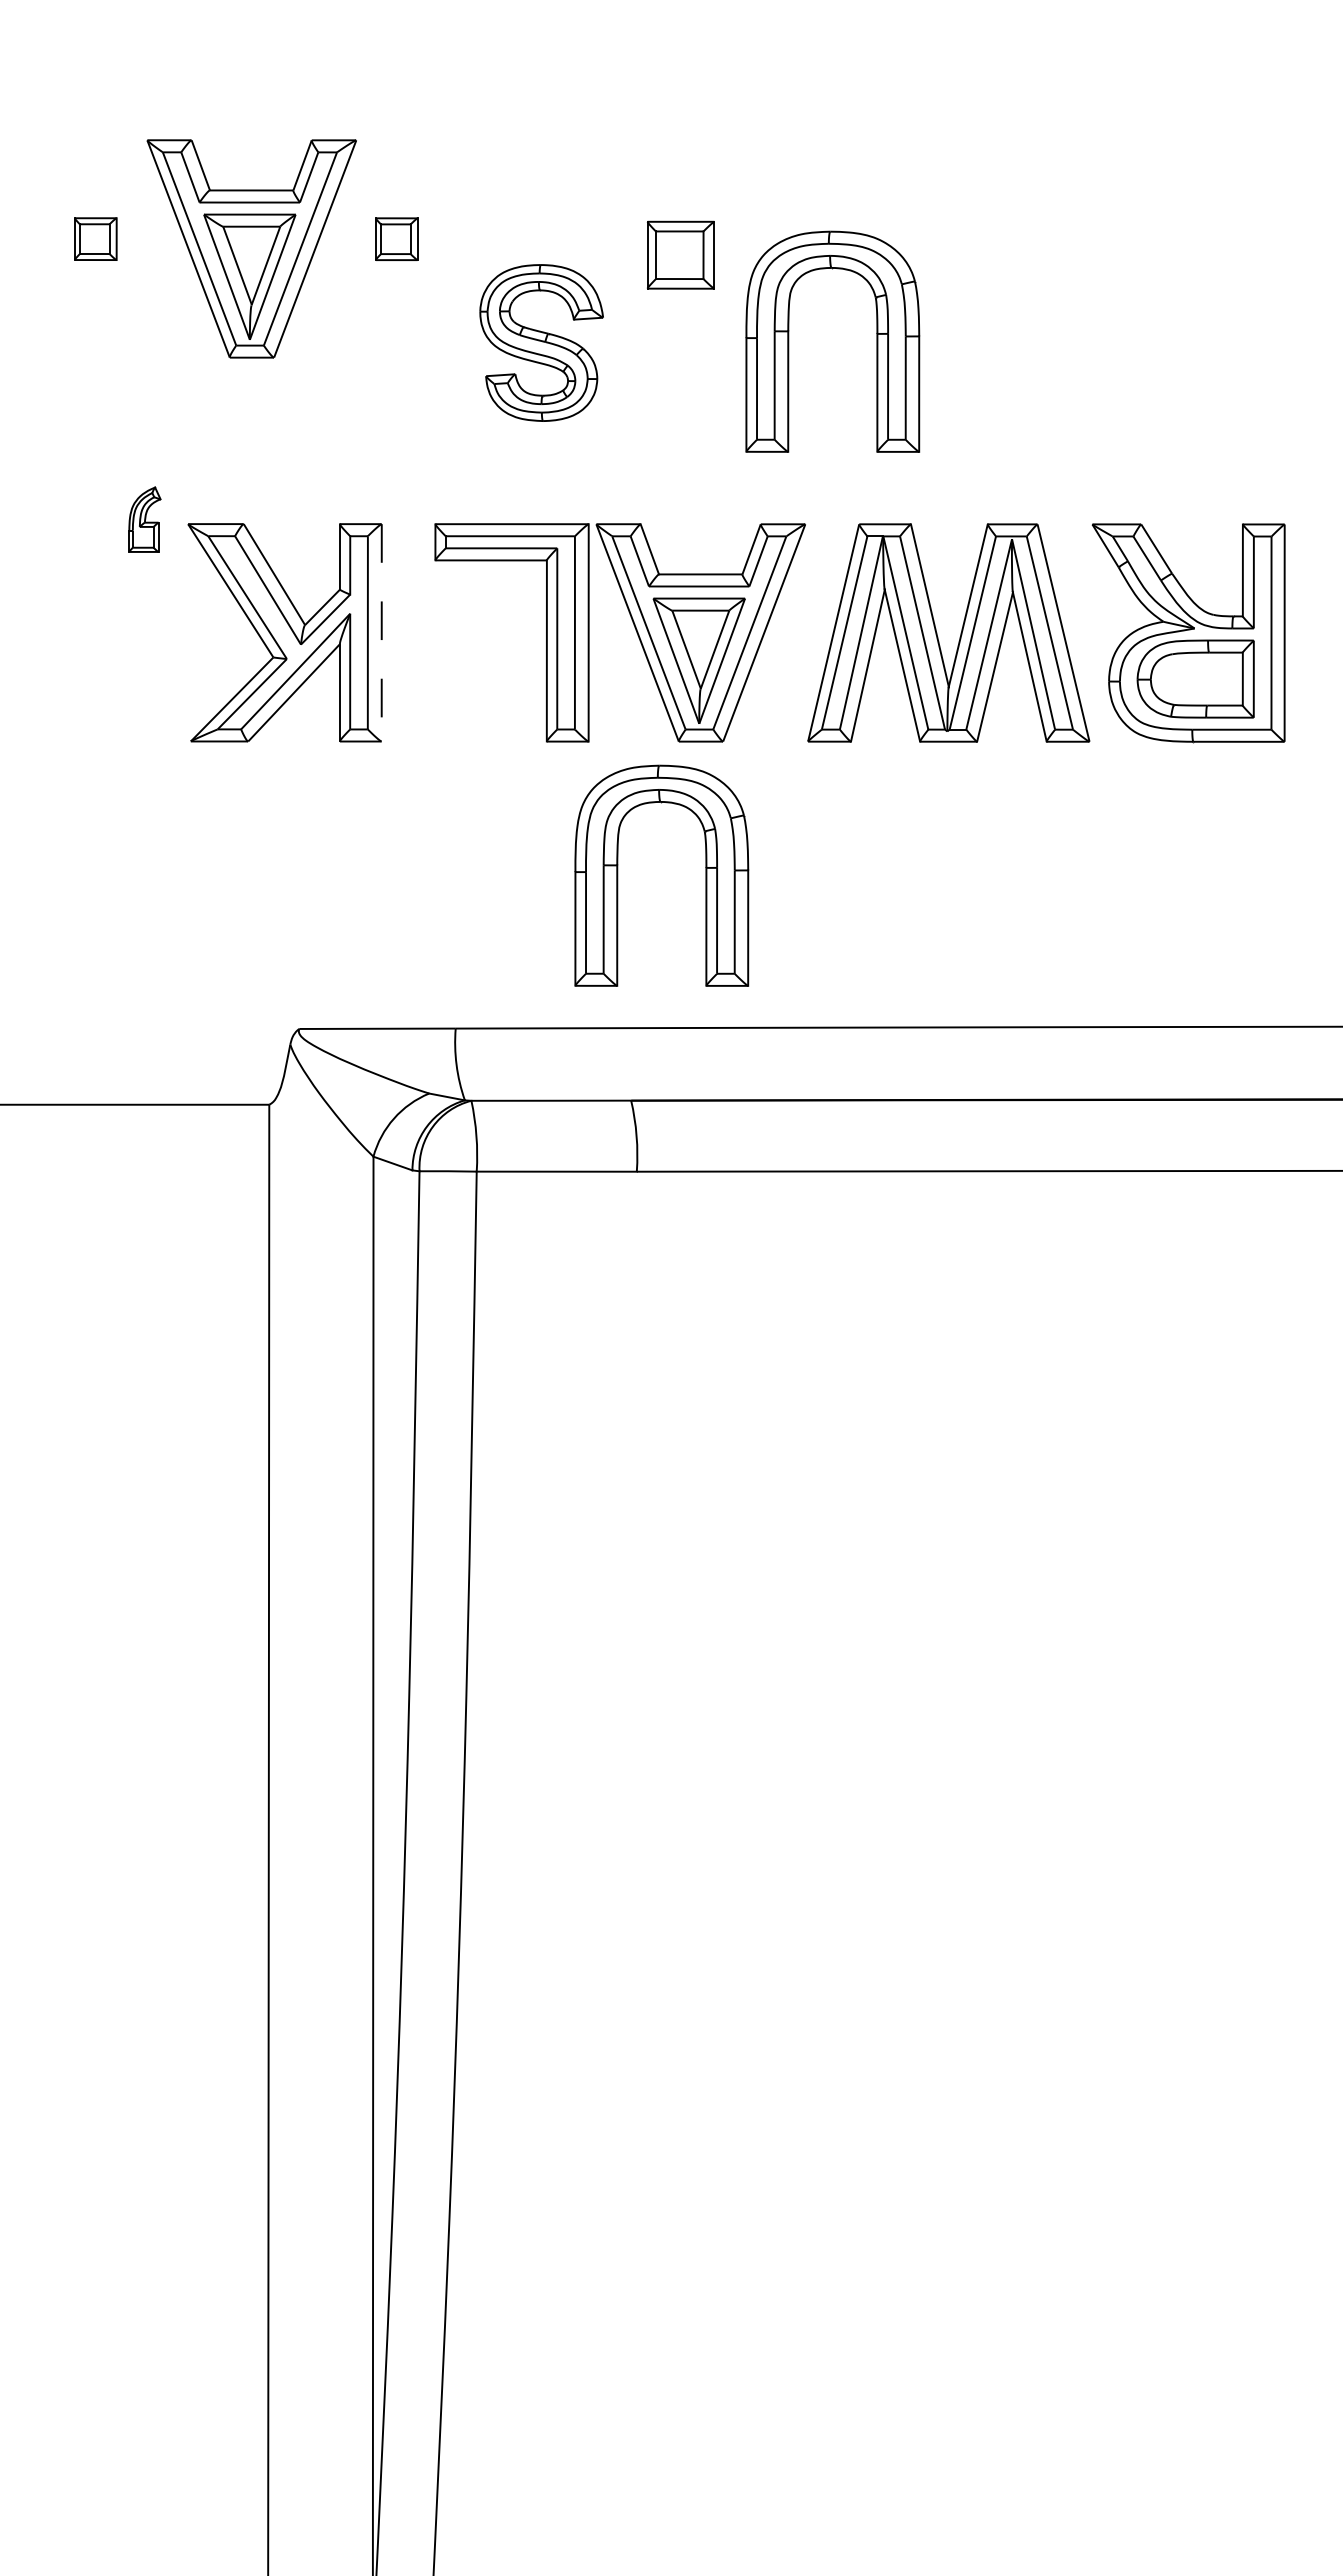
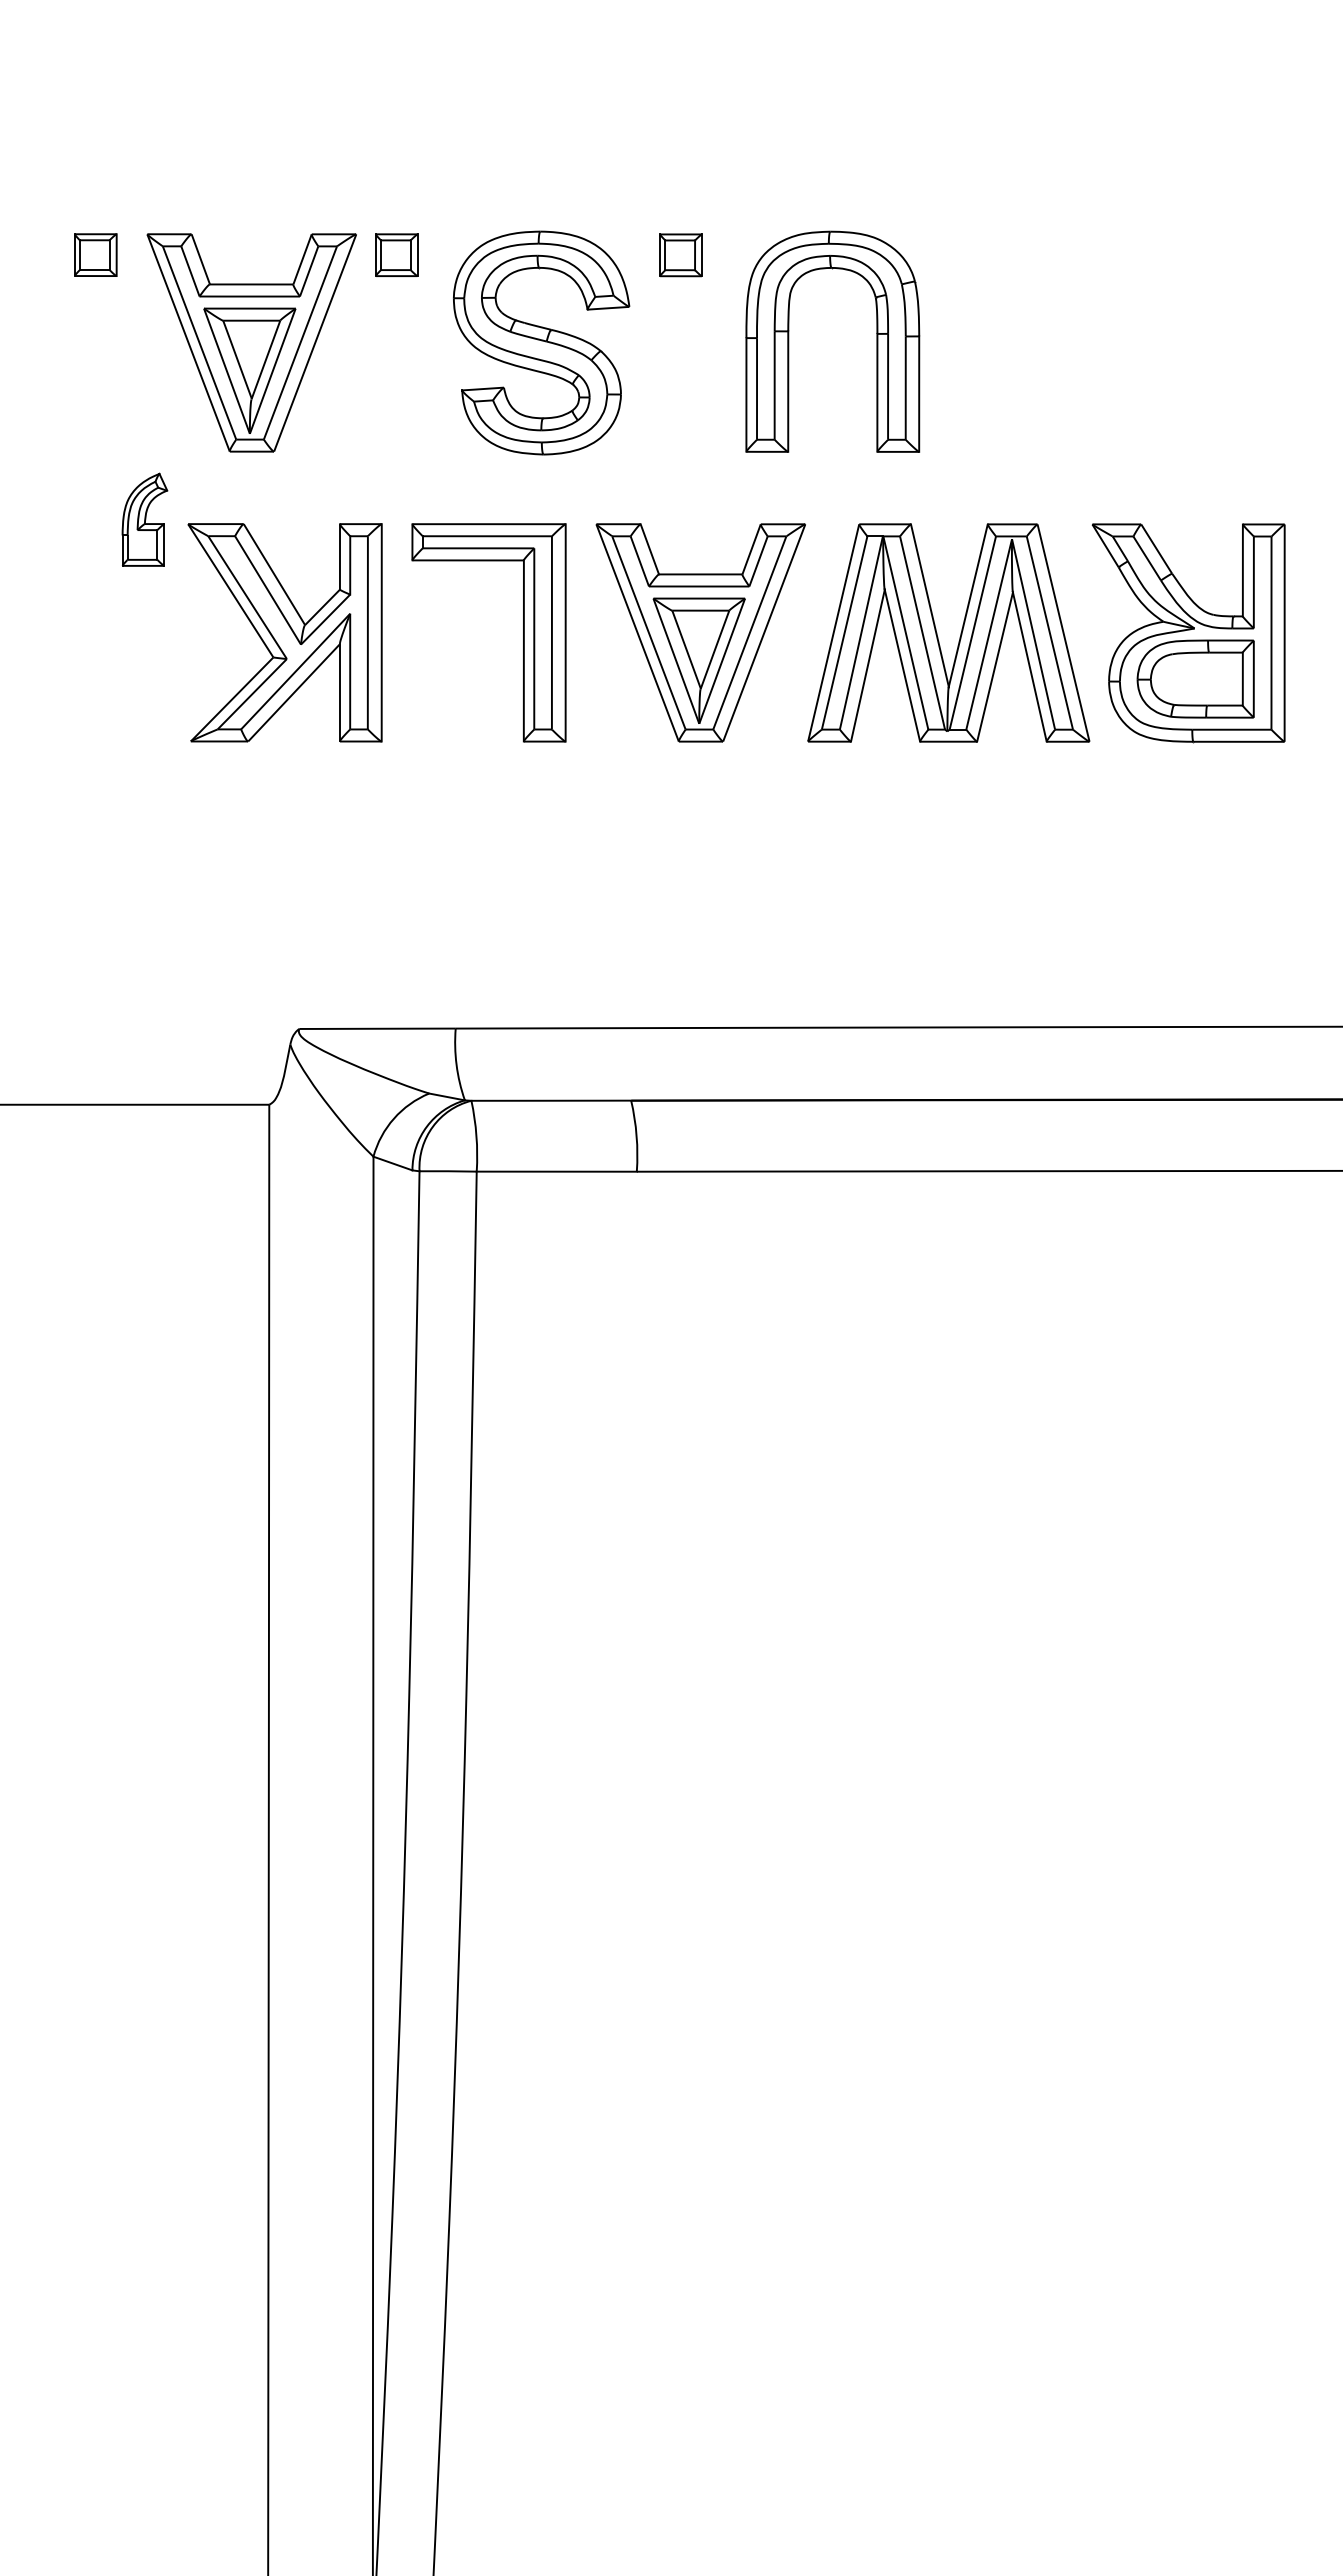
part position: (95, 238) -> (95, 254) (95, 254)
part position: (396, 238) -> (396, 254) (396, 254)
part position: (251, 248) -> (251, 342) (251, 342)
part size: 68x70 px -> 44x45 px (680, 255)
part size: 125x158 px -> 178x226 px (541, 342)
part size: 34x67 px -> 48x95 px (144, 519)
line: dashed -> solid (381, 632)
part position: (546, 632) -> (523, 632) (523, 632)
part: present -> none (618, 875)
